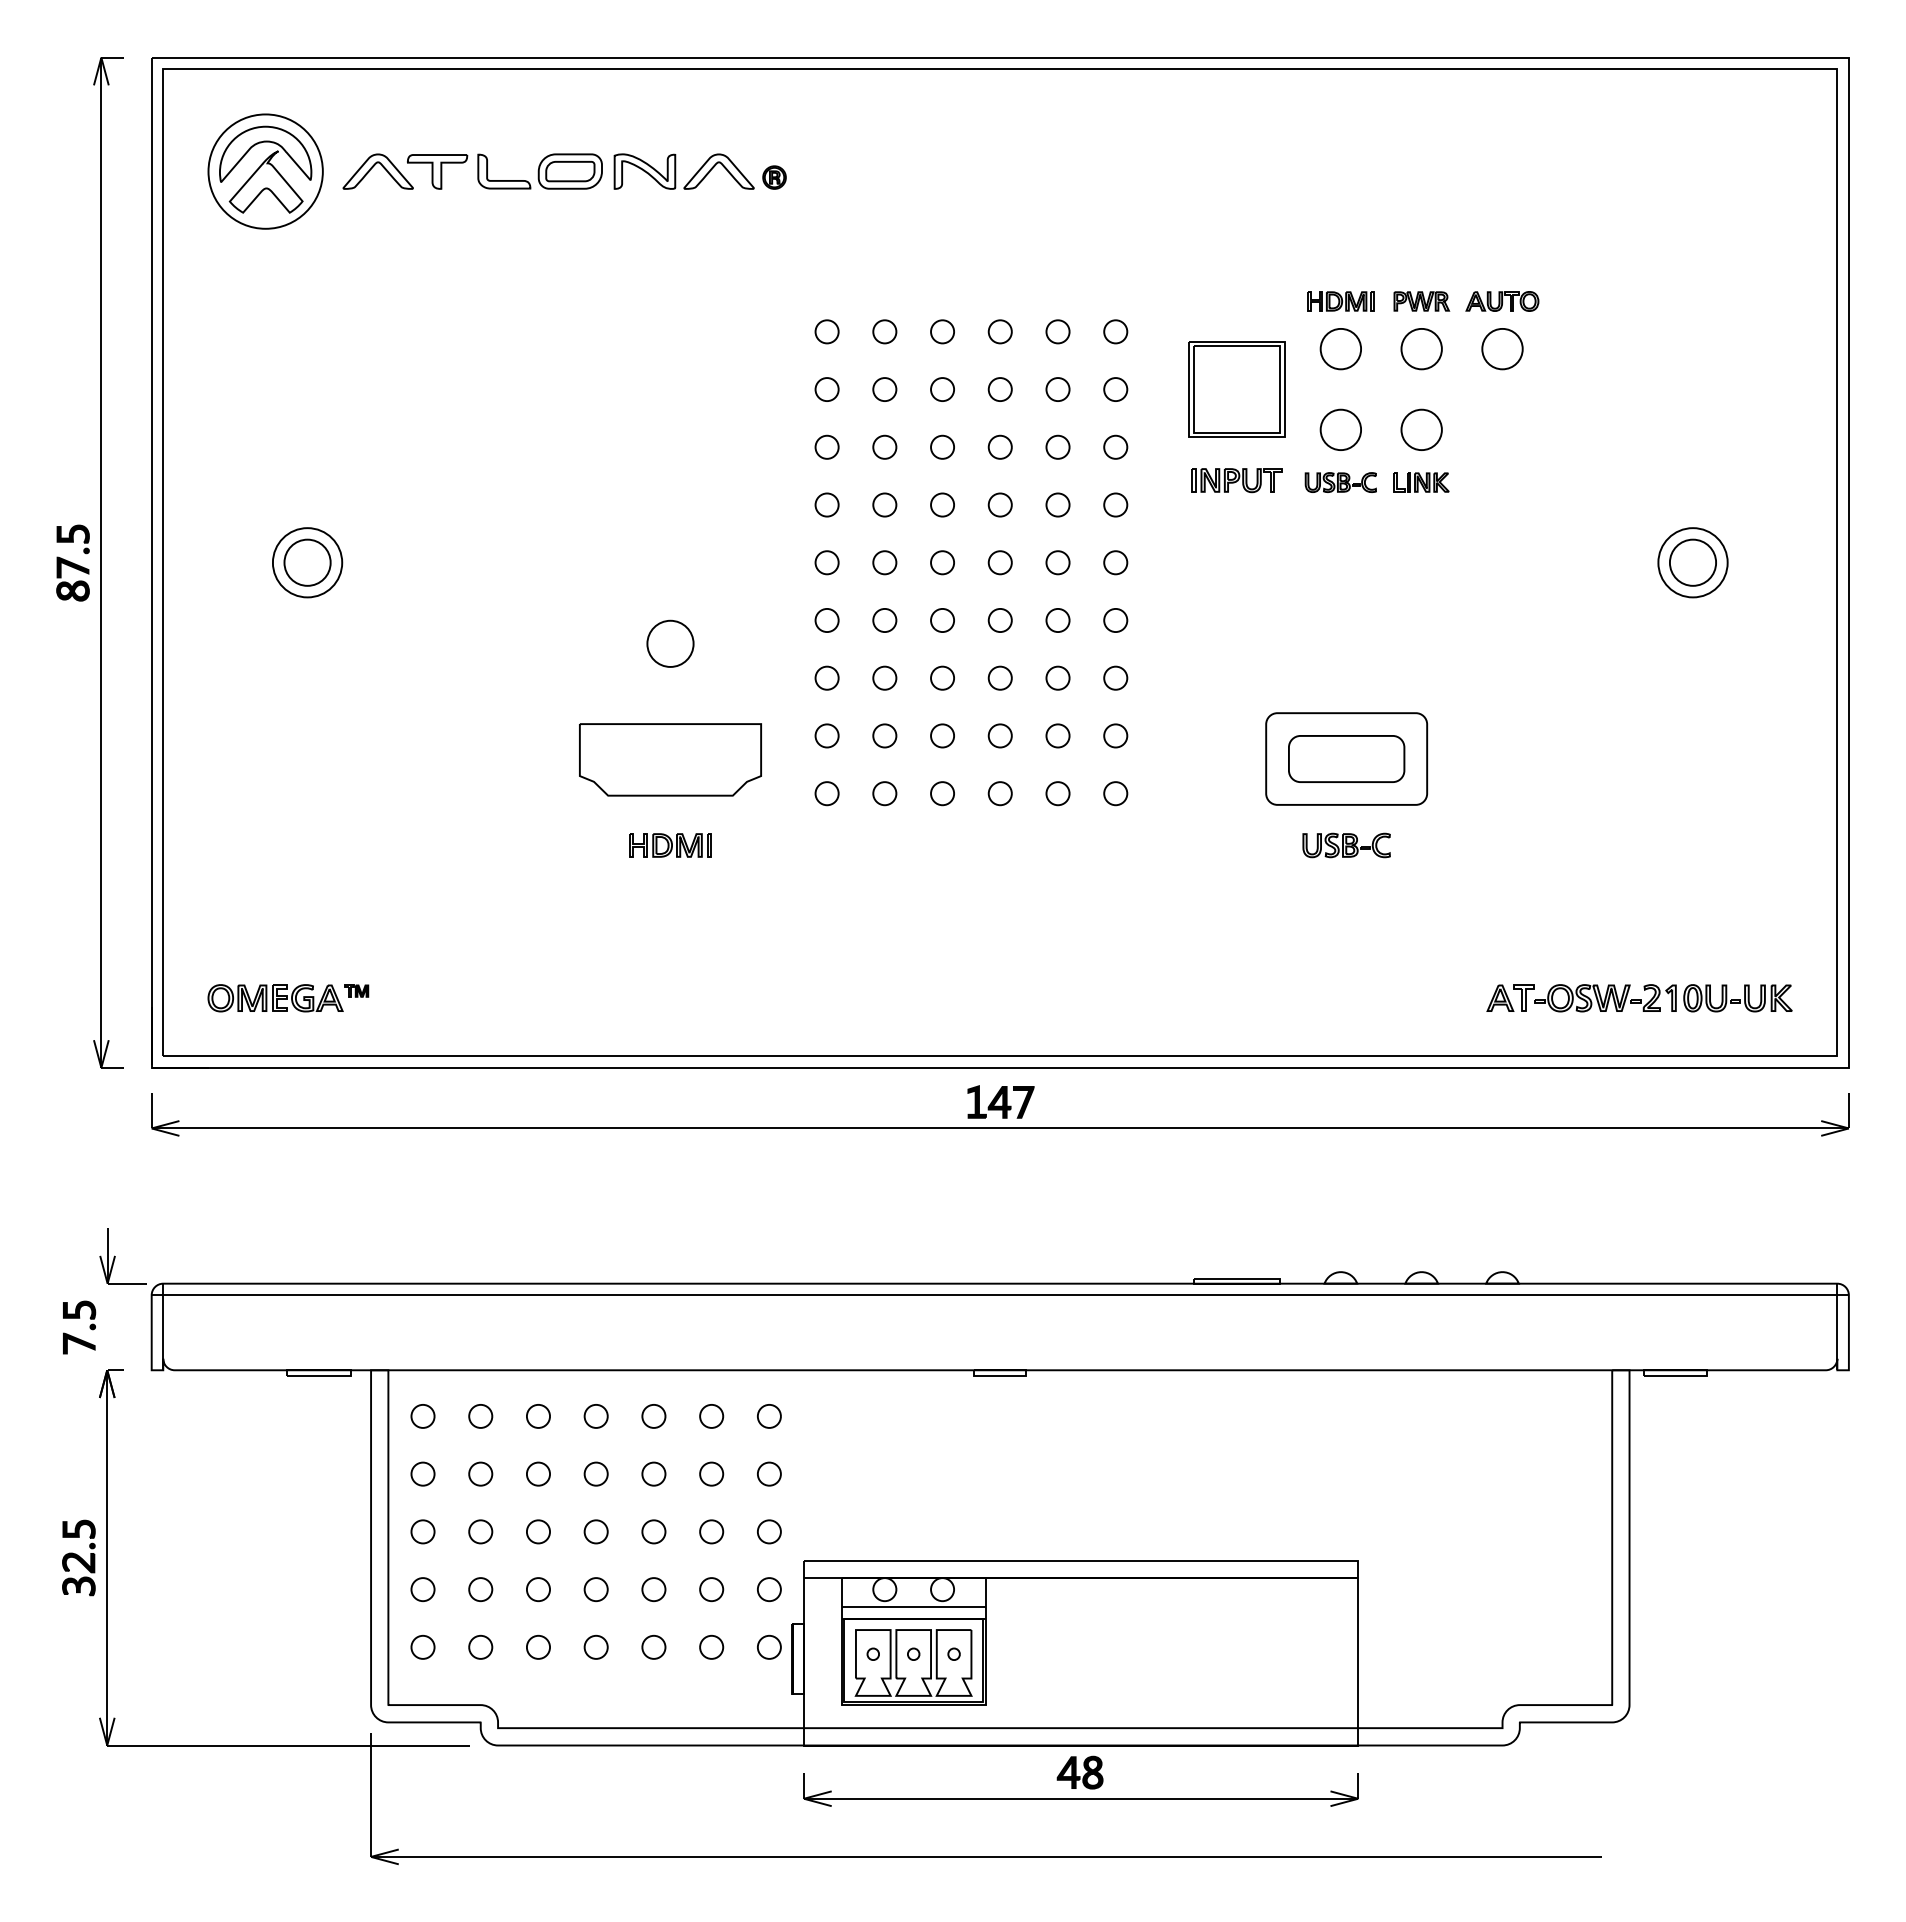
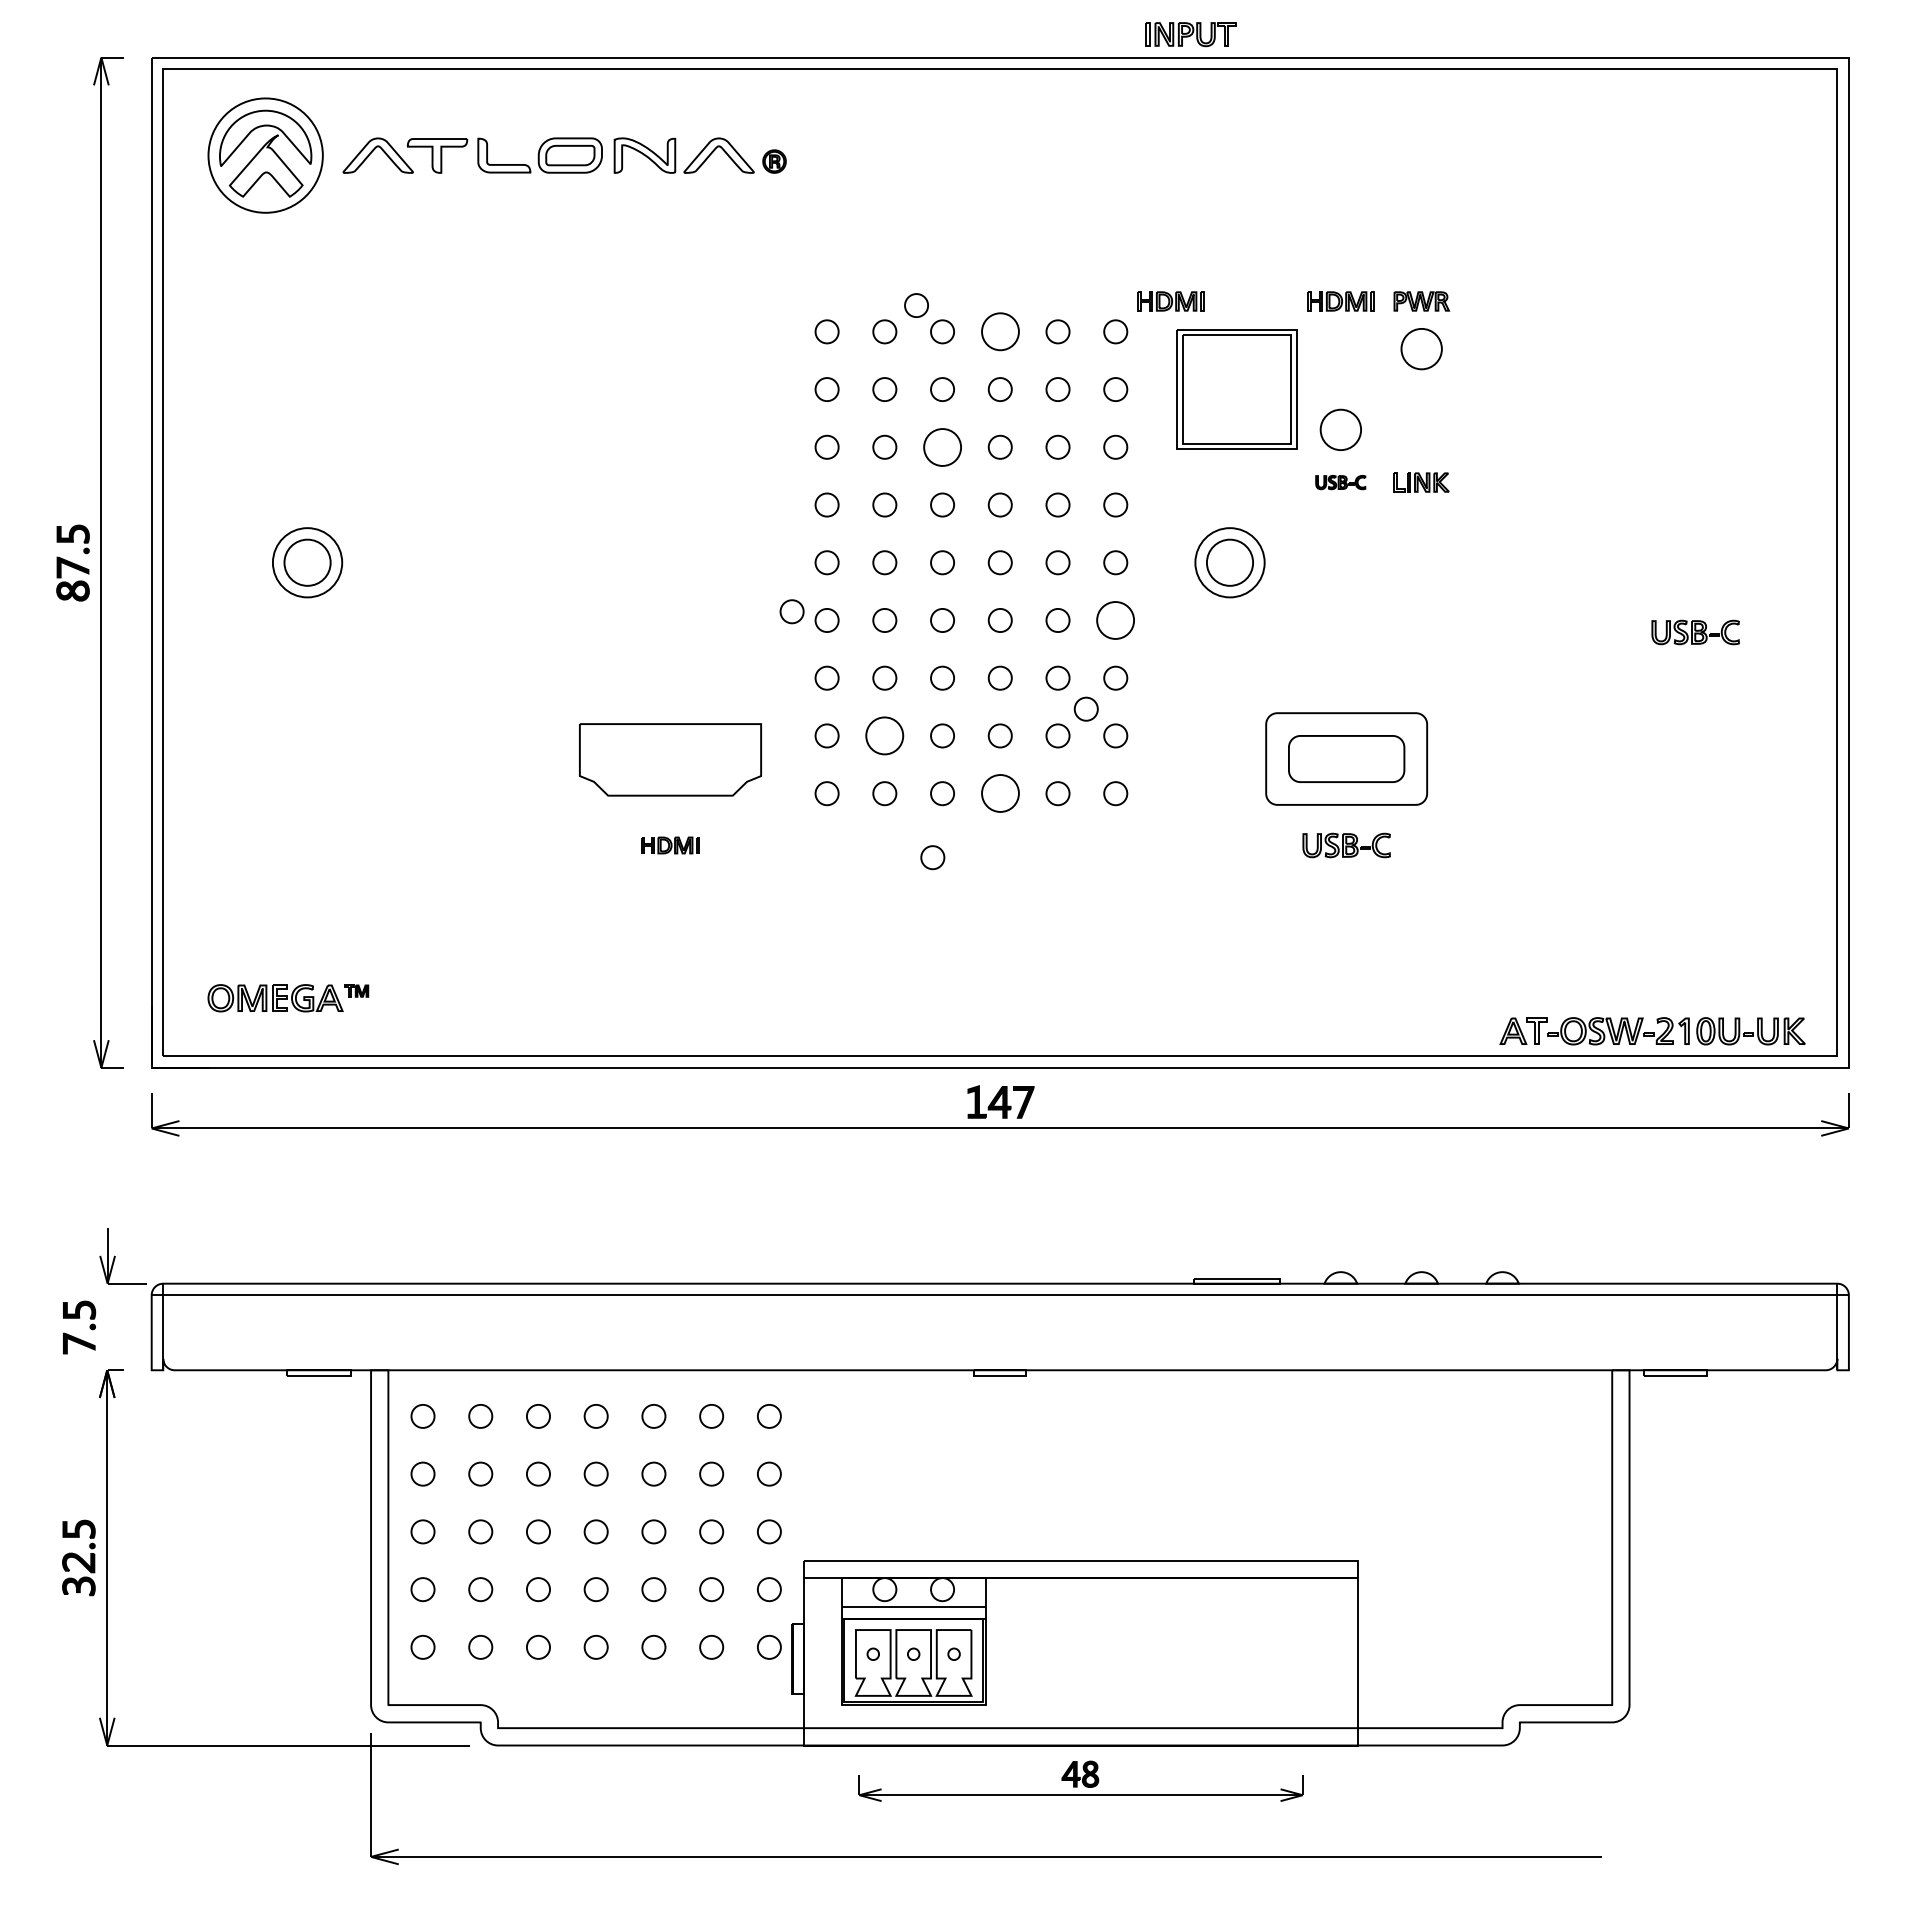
part position: (487, 171) -> (487, 155) (487, 155)
part: none -> present (1170, 301)
part: present -> none (1502, 301)
part: none -> present (916, 305)
part size: 26x26 px -> 39x40 px (1000, 331)
part: present -> none (1340, 349)
part: present -> none (1502, 349)
part size: 98x97 px -> 122x121 px (1236, 389)
part: present -> none (1421, 429)
part size: 25x26 px -> 39x39 px (942, 447)
part position: (1236, 480) -> (1190, 34) (1190, 34)
part size: 73x21 px -> 52x16 px (1340, 482)
part position: (1692, 562) -> (1229, 562) (1229, 562)
part: none -> present (791, 611)
part size: 26x25 px -> 39x39 px (1115, 620)
part: none -> present (1695, 632)
part: present -> none (670, 643)
part: none -> present (1085, 708)
part size: 26x26 px -> 40x40 px (884, 735)
part size: 26x26 px -> 39x39 px (1000, 793)
part size: 83x25 px -> 59x19 px (670, 845)
part: none -> present (932, 857)
part position: (1639, 998) -> (1652, 1031) (1652, 1031)
part size: 556x52 px -> 446x42 px (1080, 1780)
